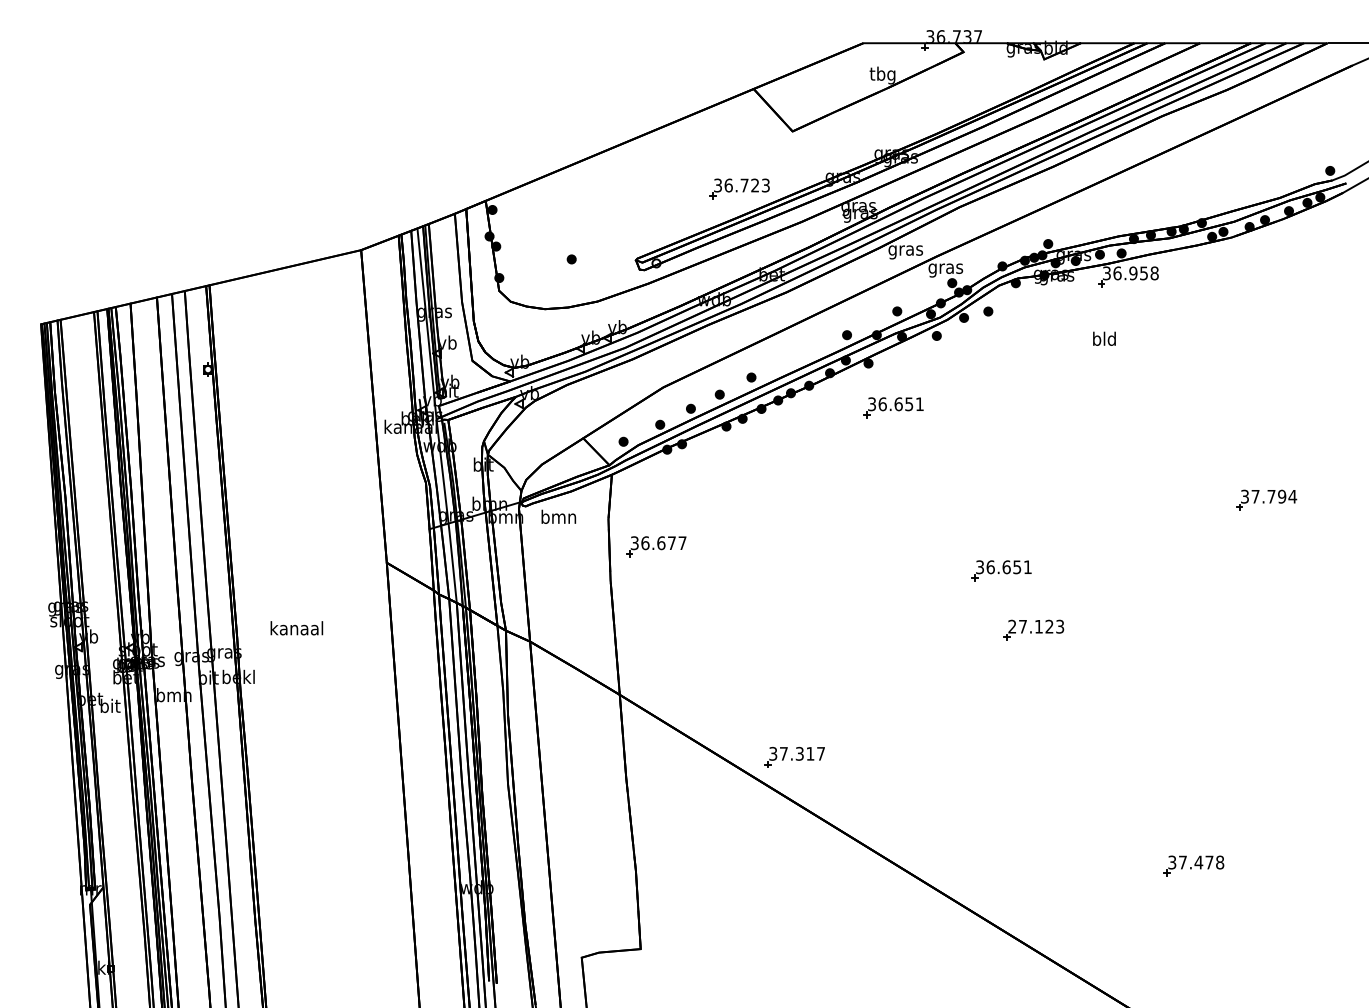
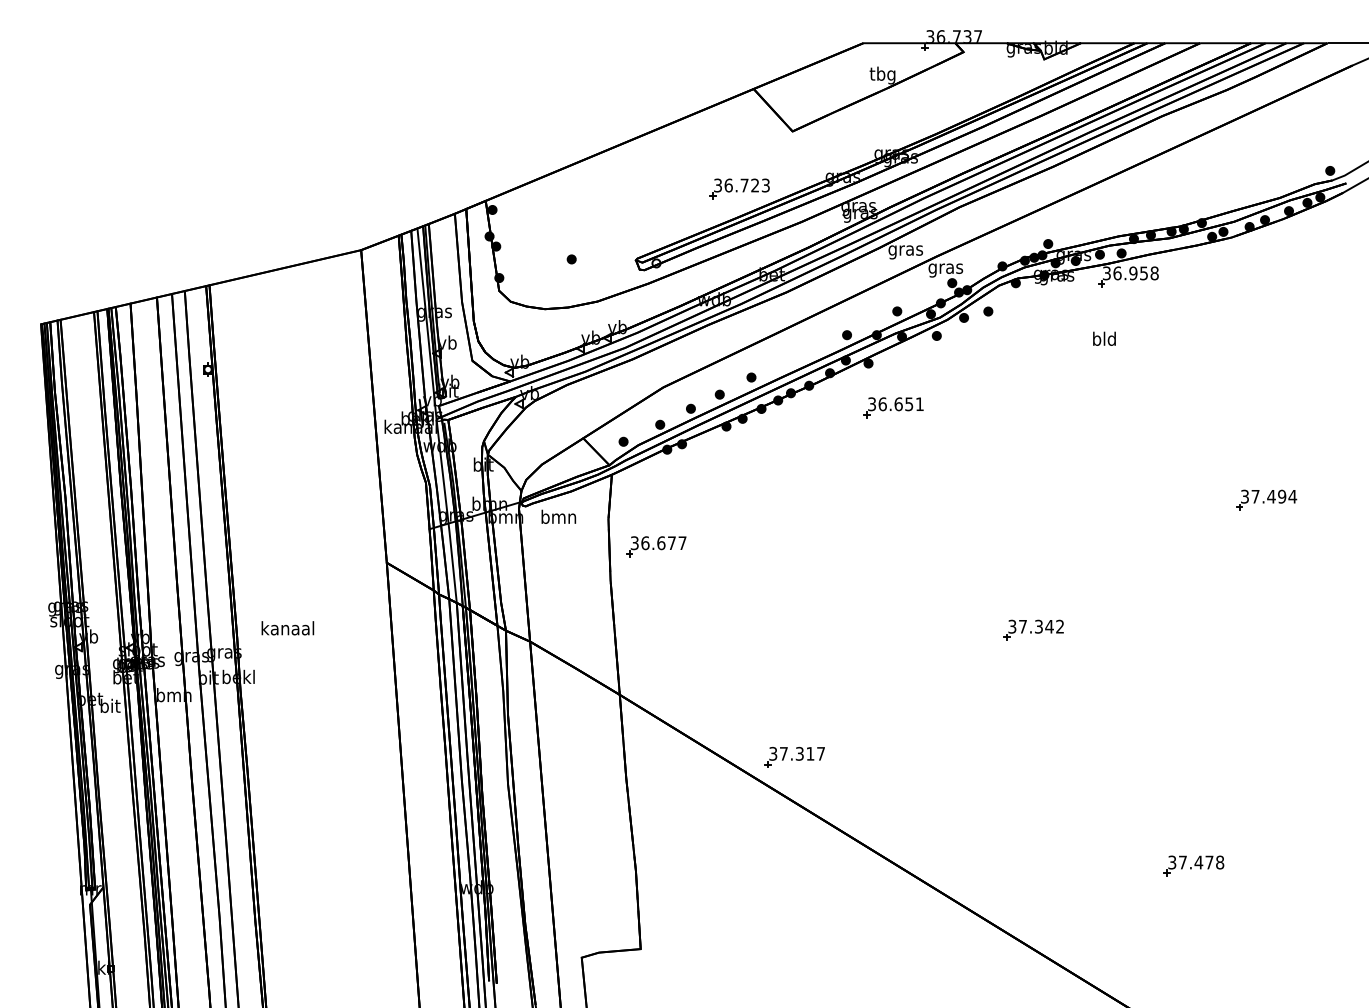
text: 37.794 -> 37.494 (1271, 496)
part: present -> none (1001, 570)
text: 27.123 -> 37.342 (1036, 626)
text position: (296, 628) -> (287, 628) (287, 628)
